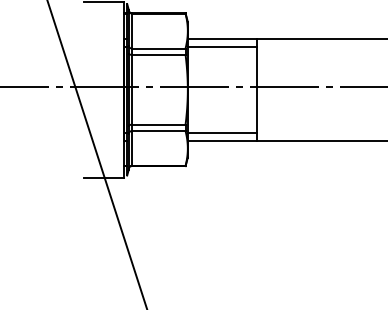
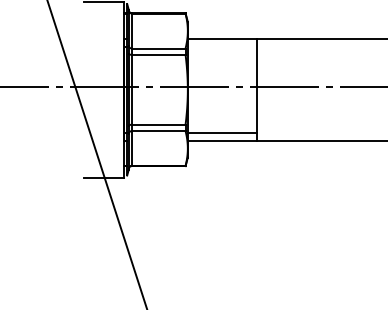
line: present -> none (222, 46)
